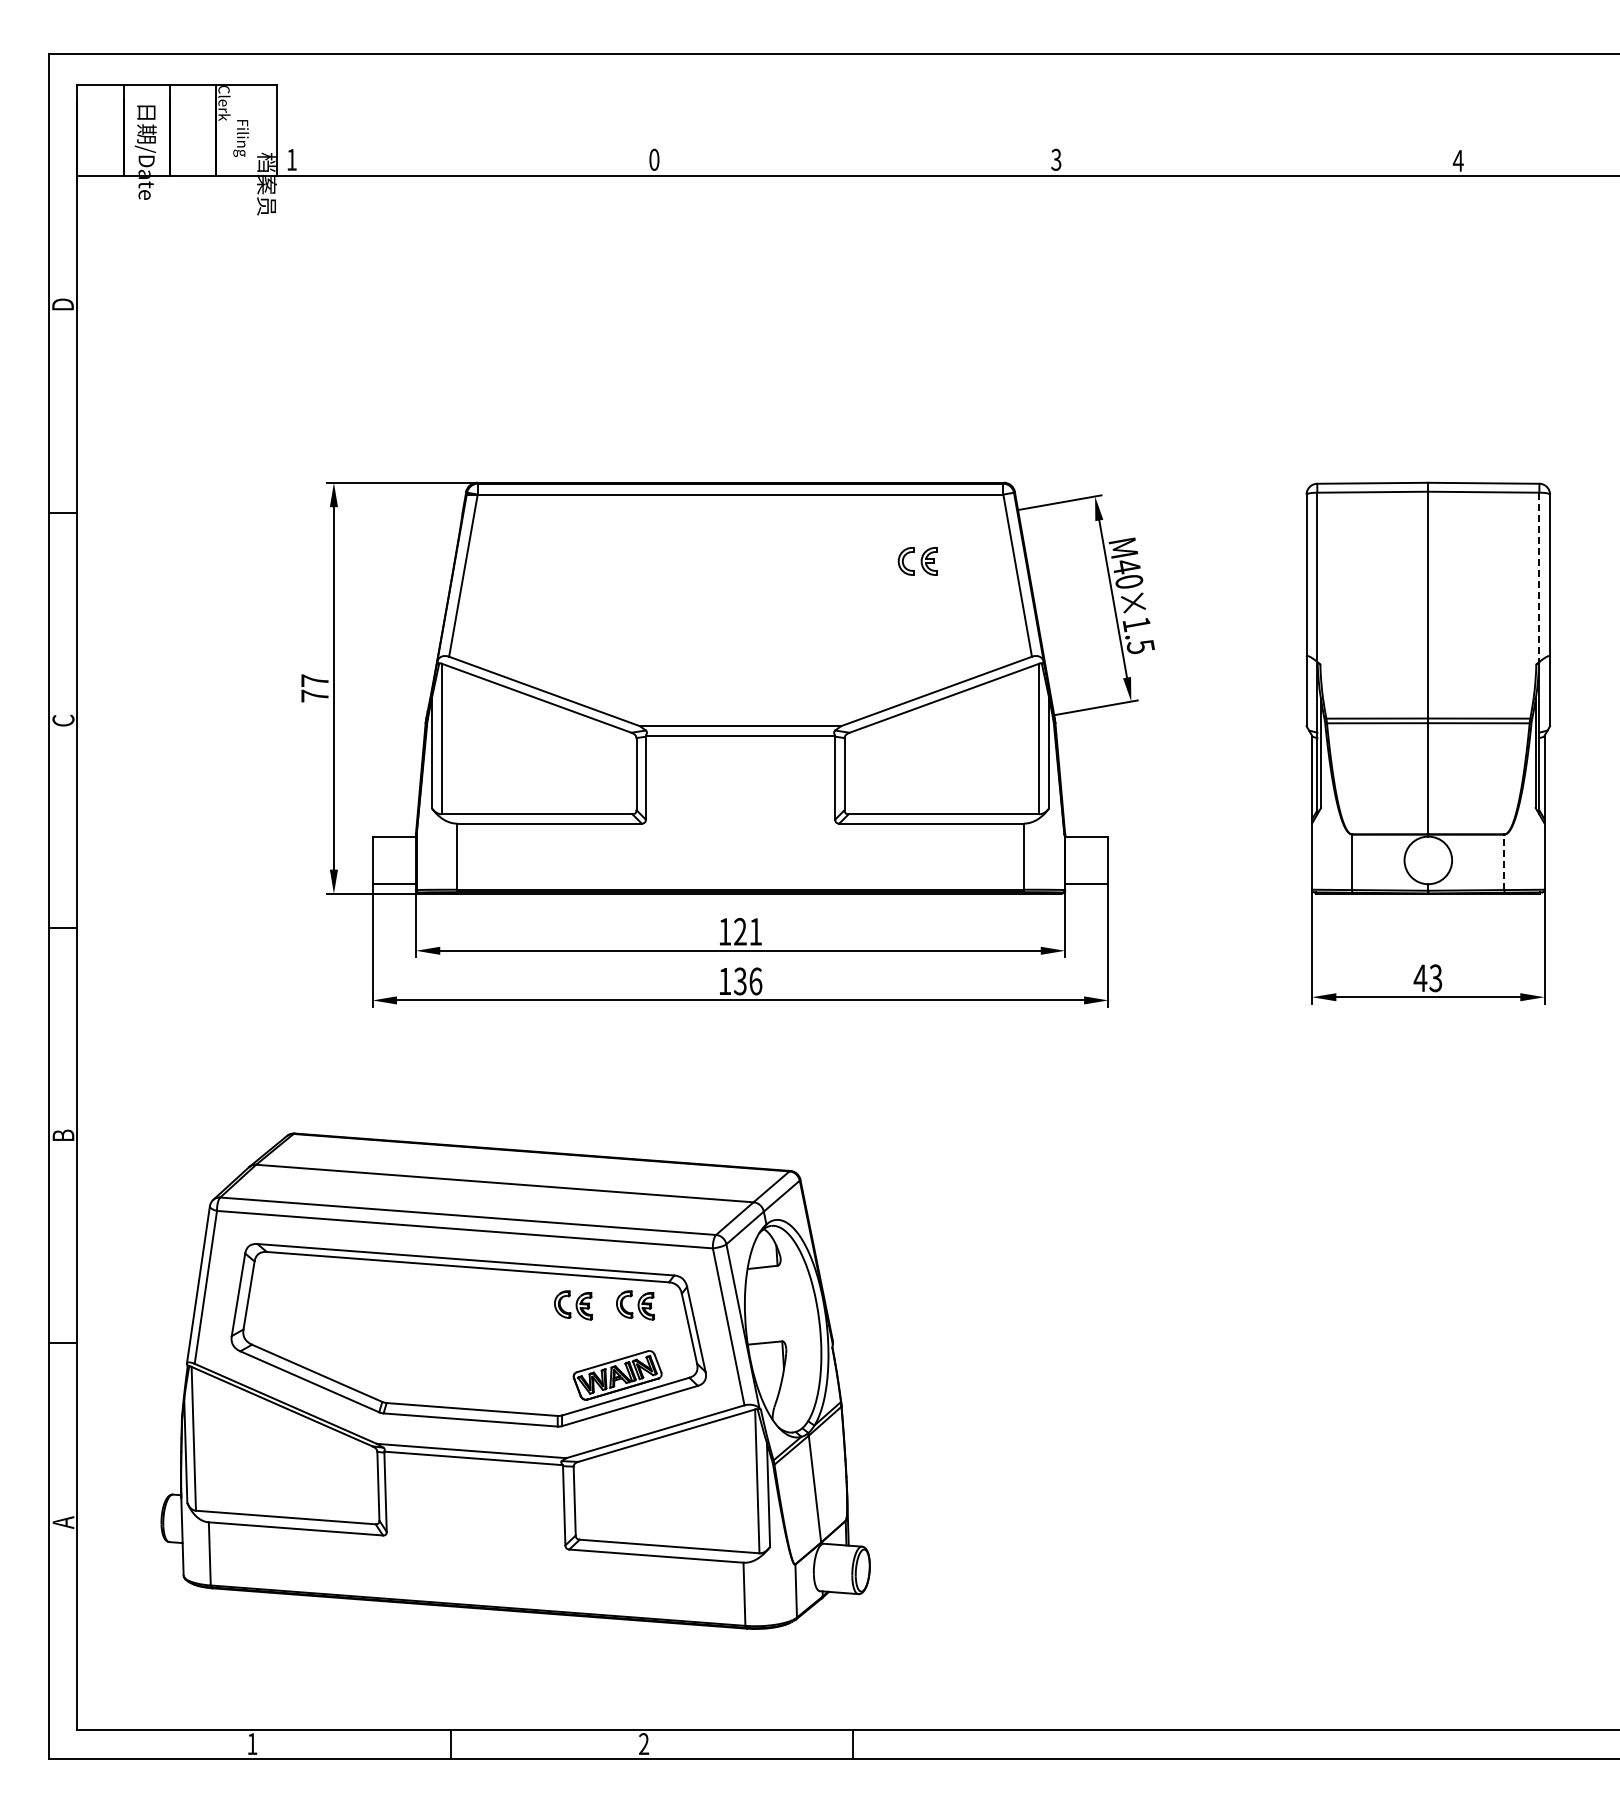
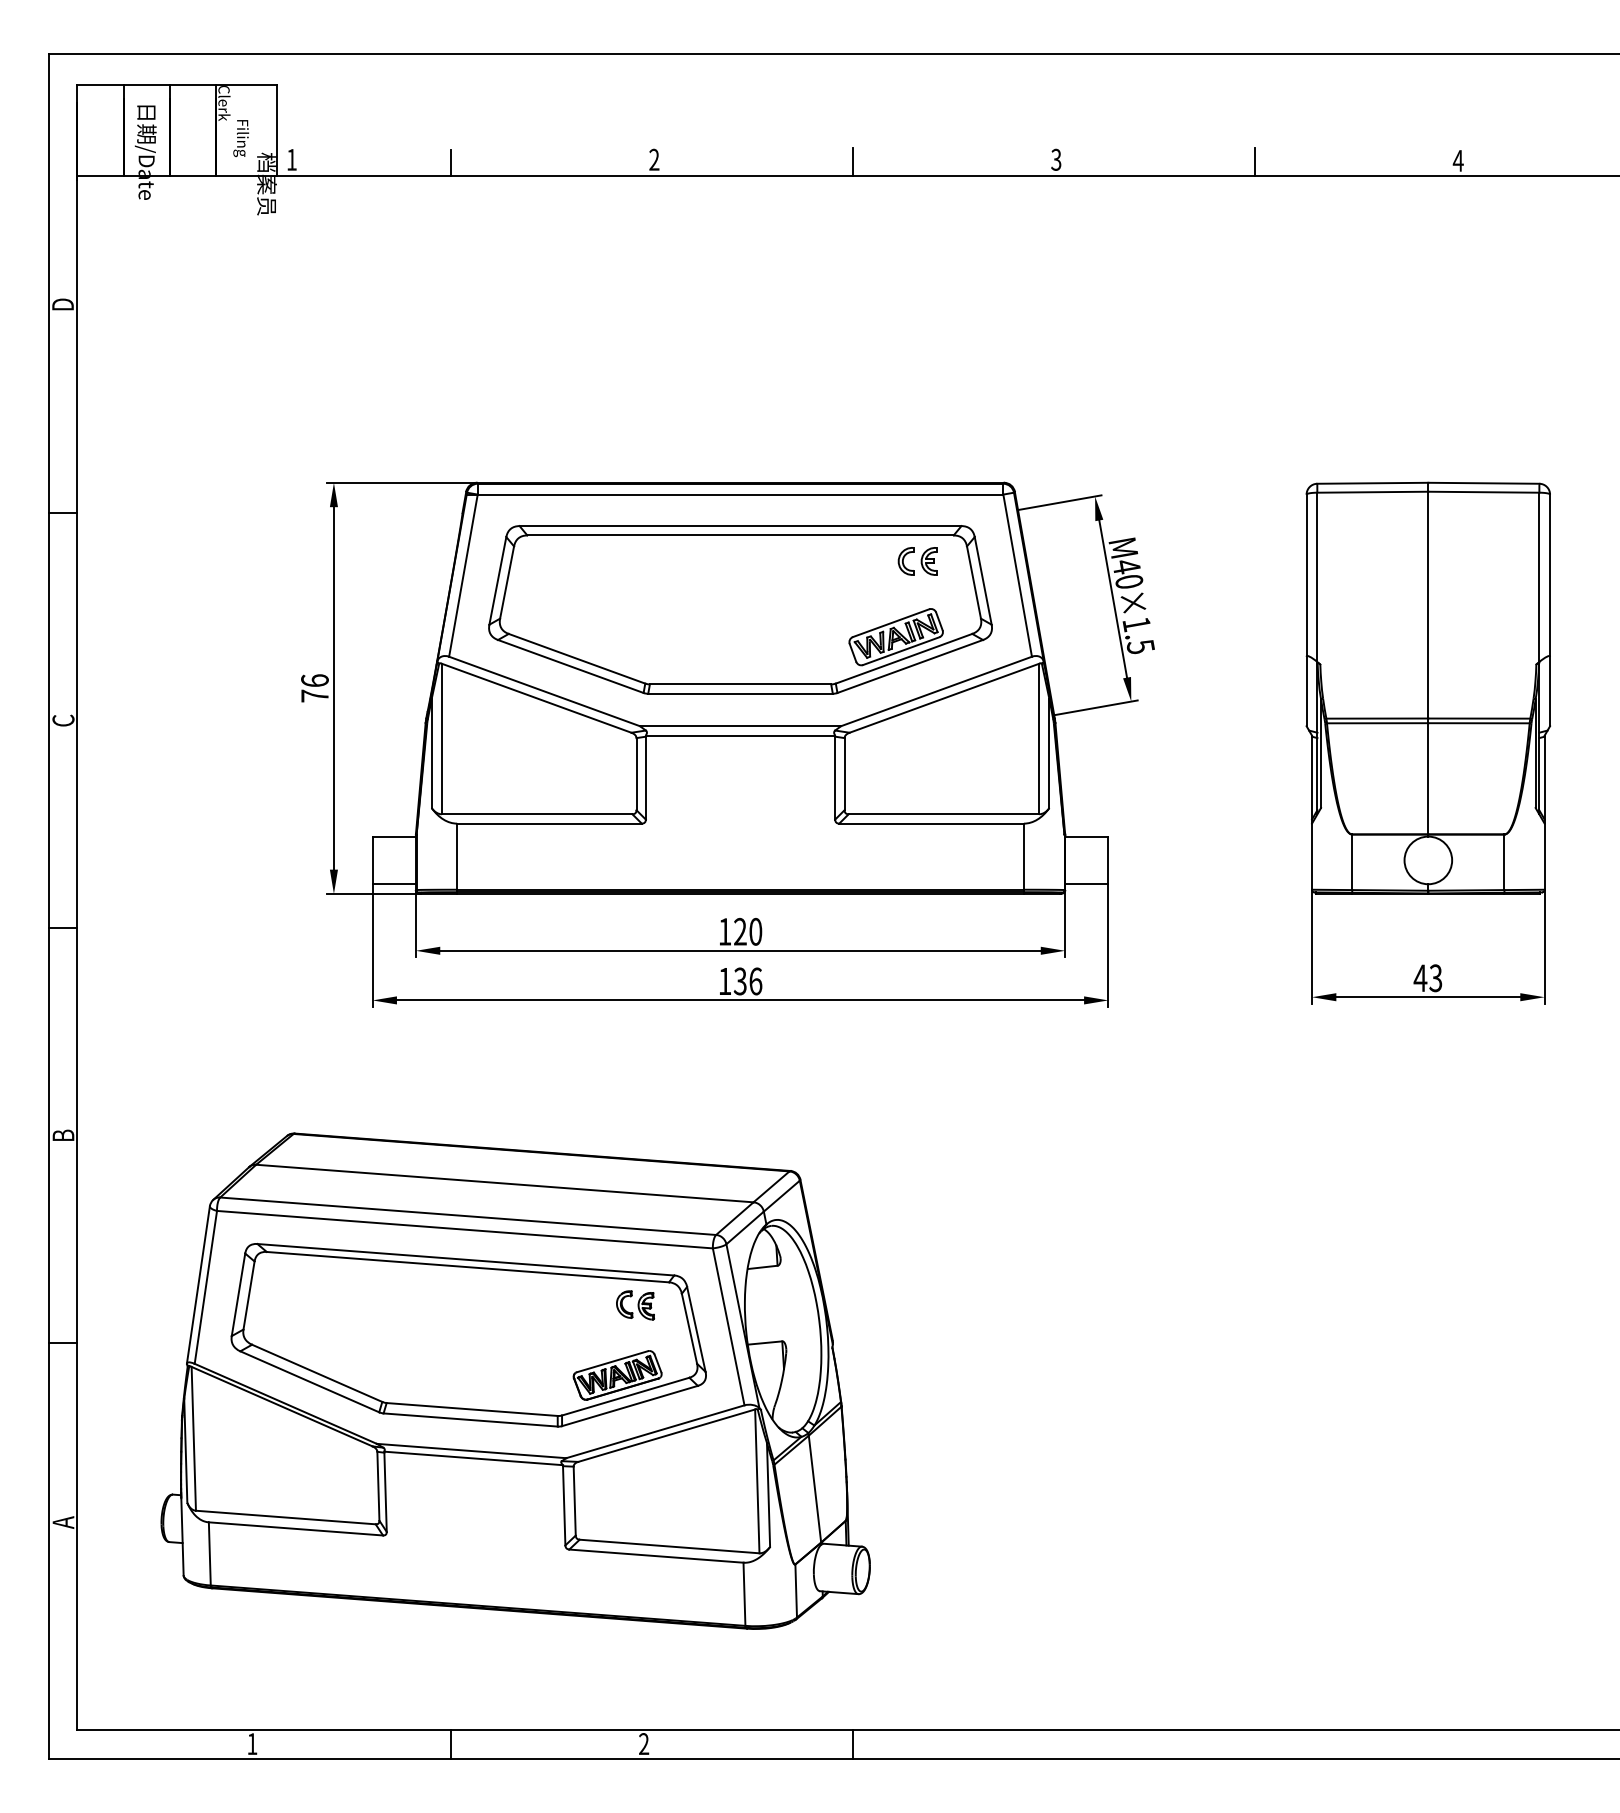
text: 0 -> 2 (654, 159)
line: none -> present (852, 161)
line: none -> present (1254, 161)
line: none -> present (450, 162)
line: dashed -> solid (1539, 577)
part: none -> present (740, 609)
text: 77 -> 76 (314, 680)
line: dashed -> solid (1504, 862)
text: 121 -> 120 (755, 931)
part: present -> none (573, 1305)
